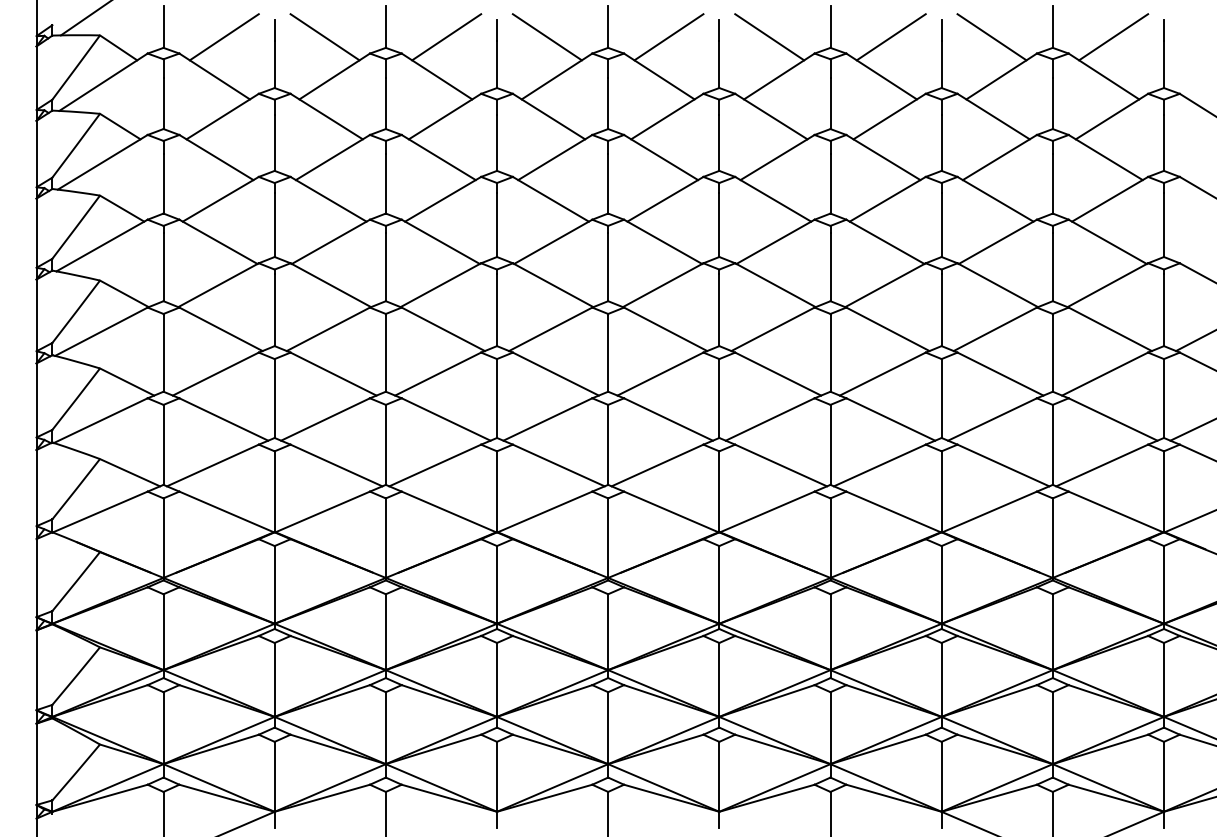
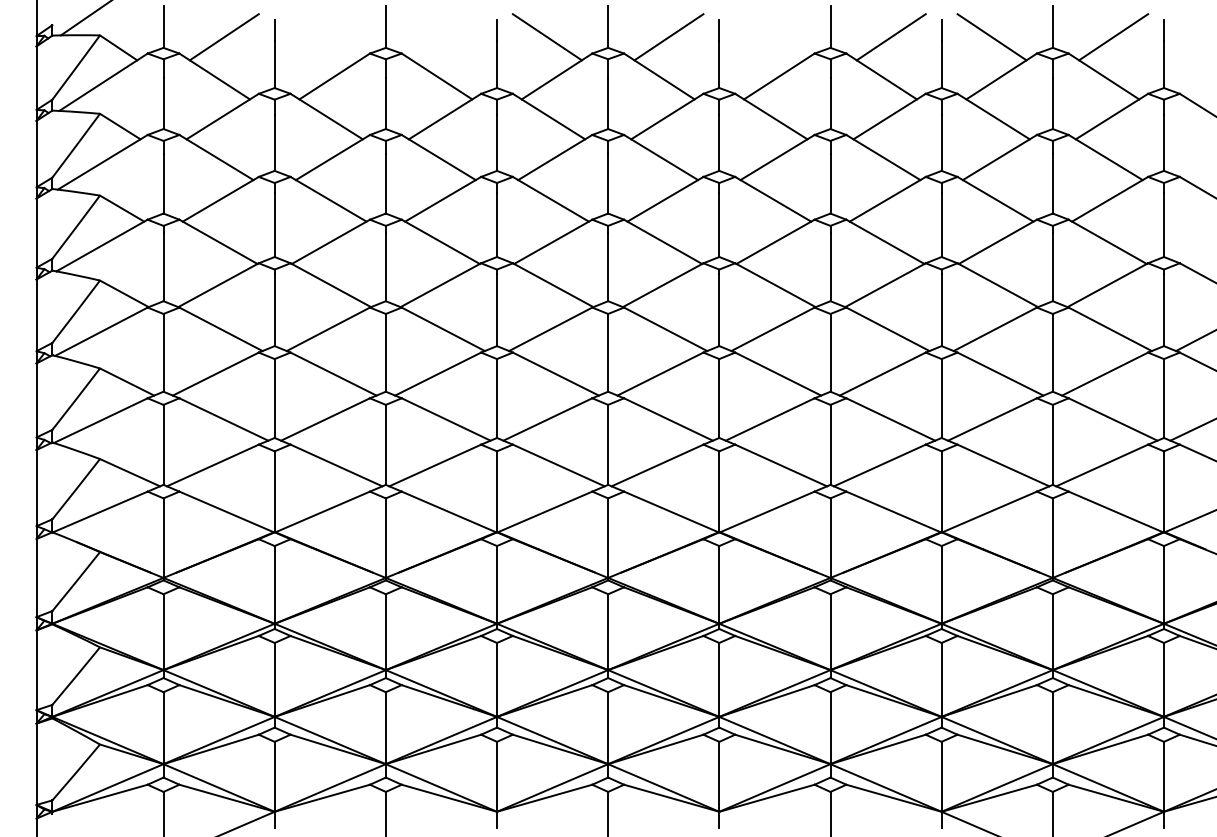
line: present -> none (324, 37)
line: present -> none (446, 37)
line: present -> none (769, 37)
